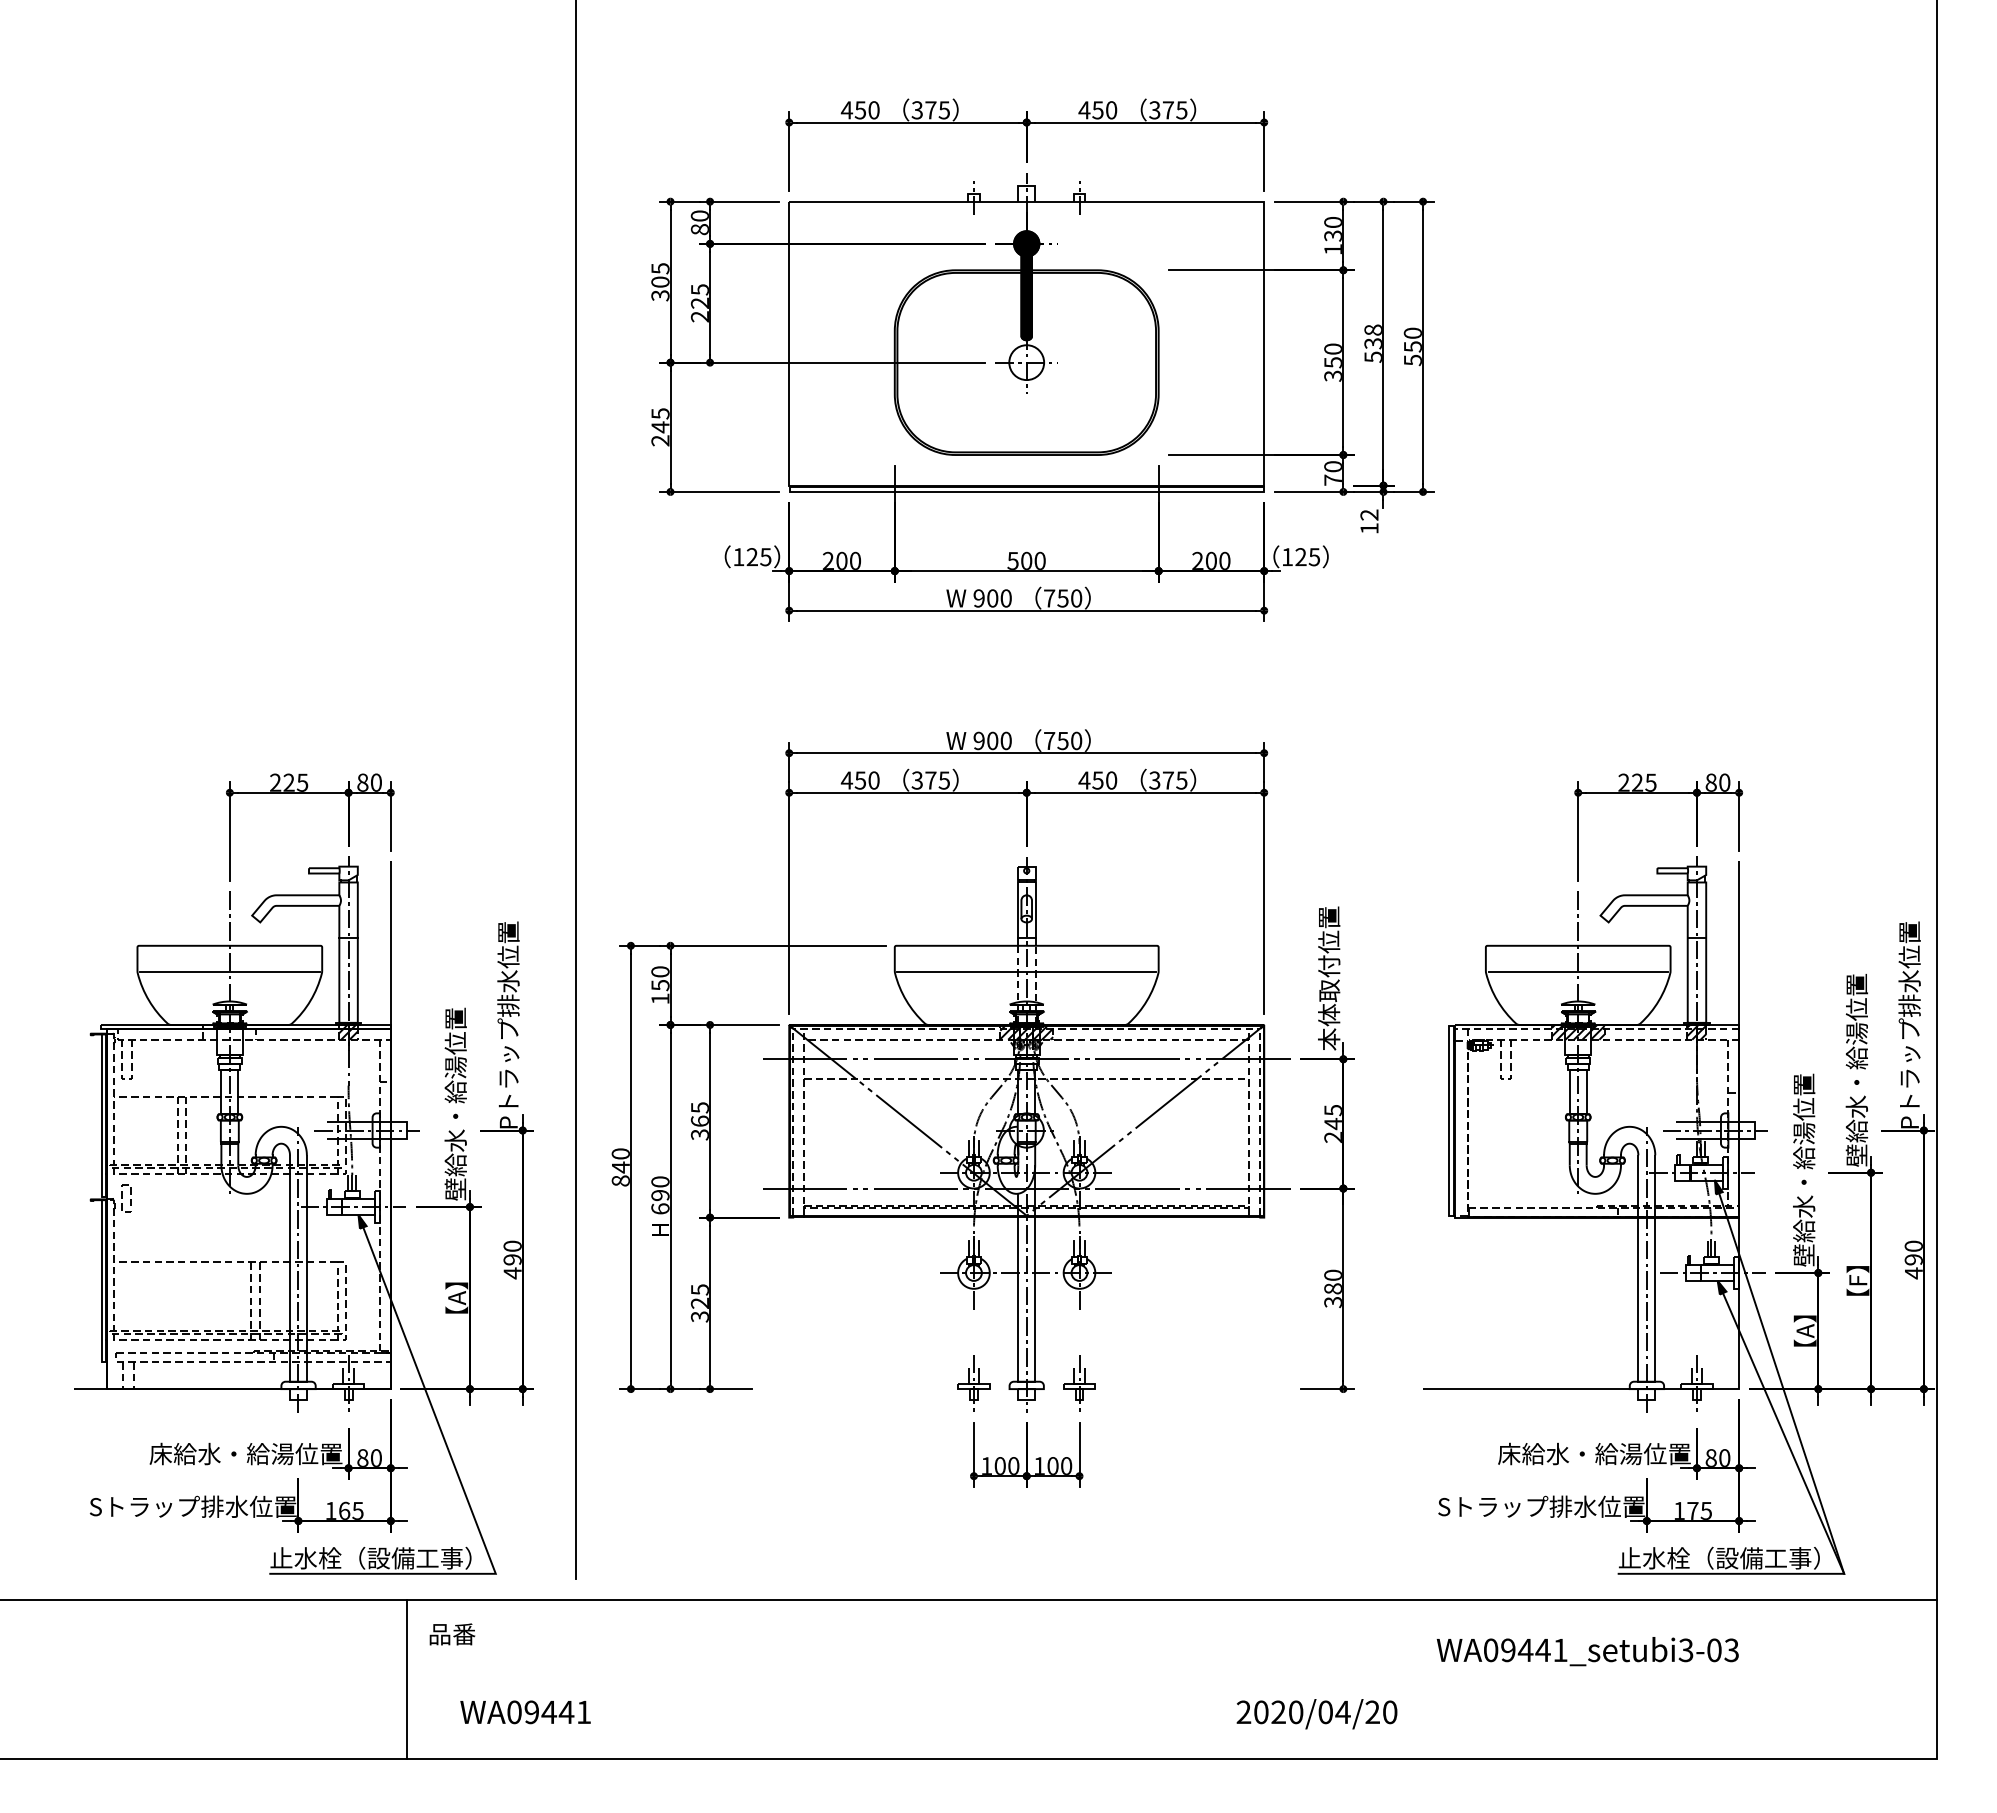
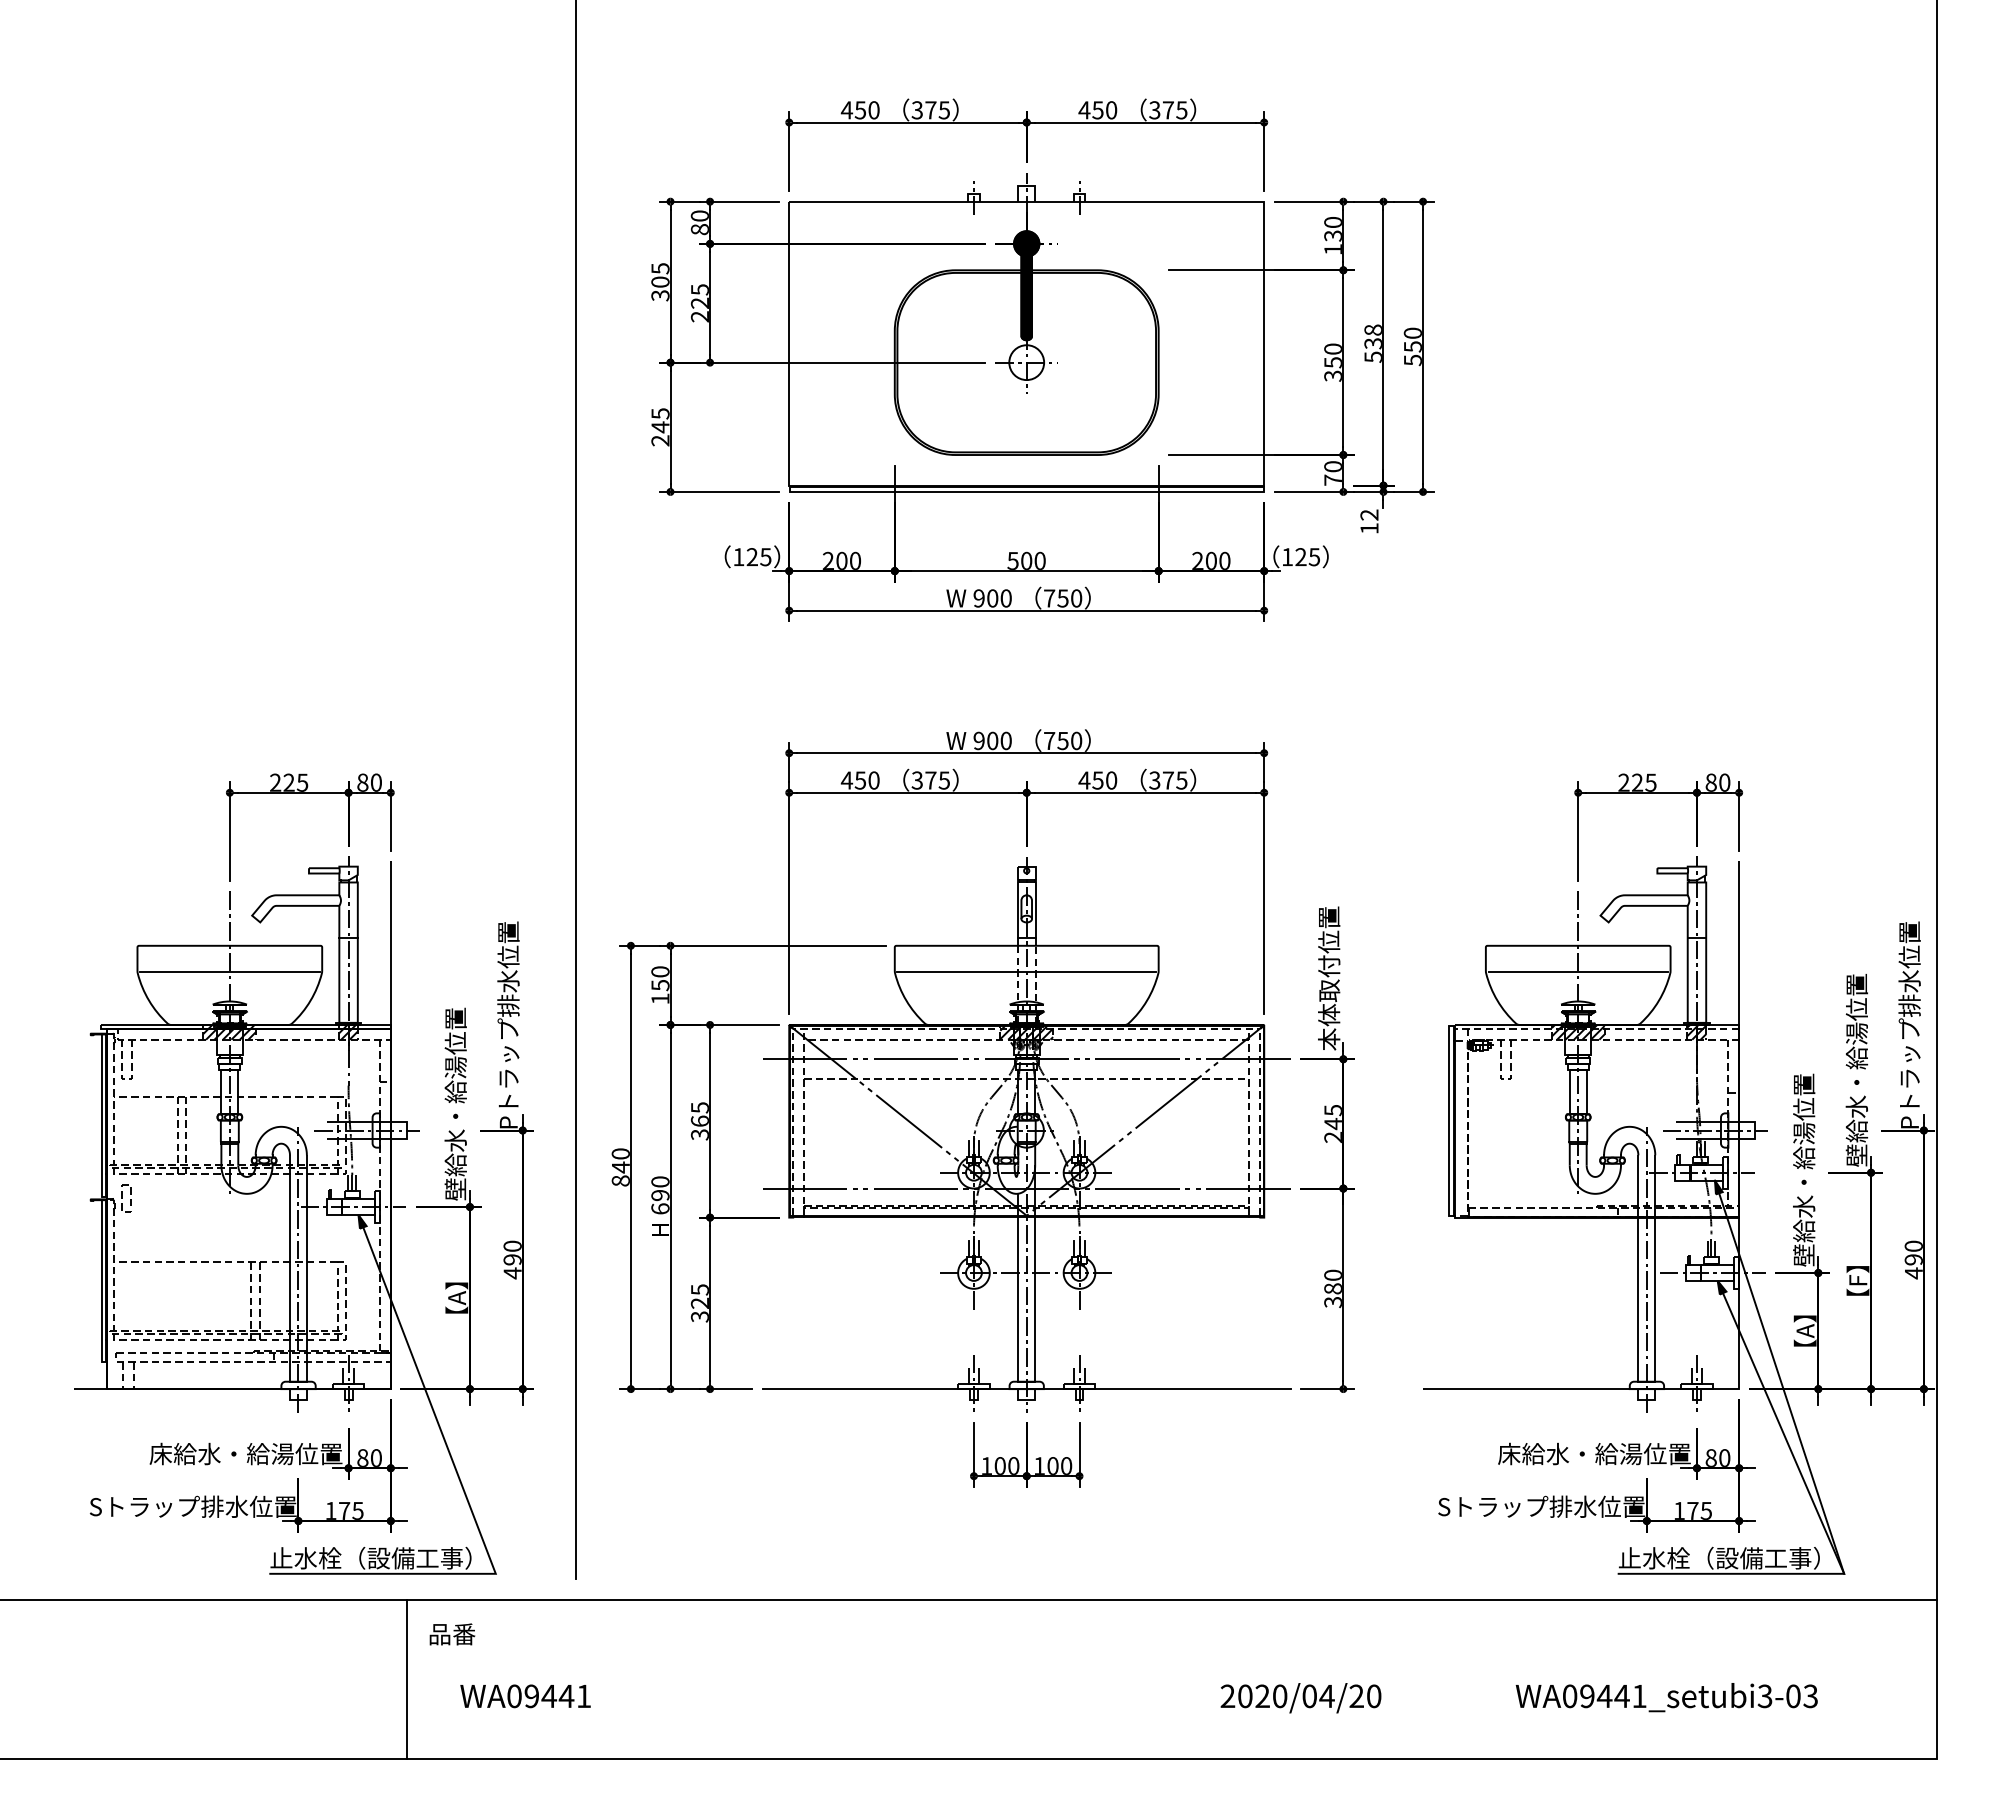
hatch: none -> present (229, 1031)
line: none -> present (1026, 1389)
text: 165 -> 175 (344, 1510)
text position: (1587, 1651) -> (1666, 1697) (1666, 1697)
text position: (525, 1712) -> (525, 1696) (525, 1696)
text position: (1316, 1714) -> (1300, 1698) (1300, 1698)
